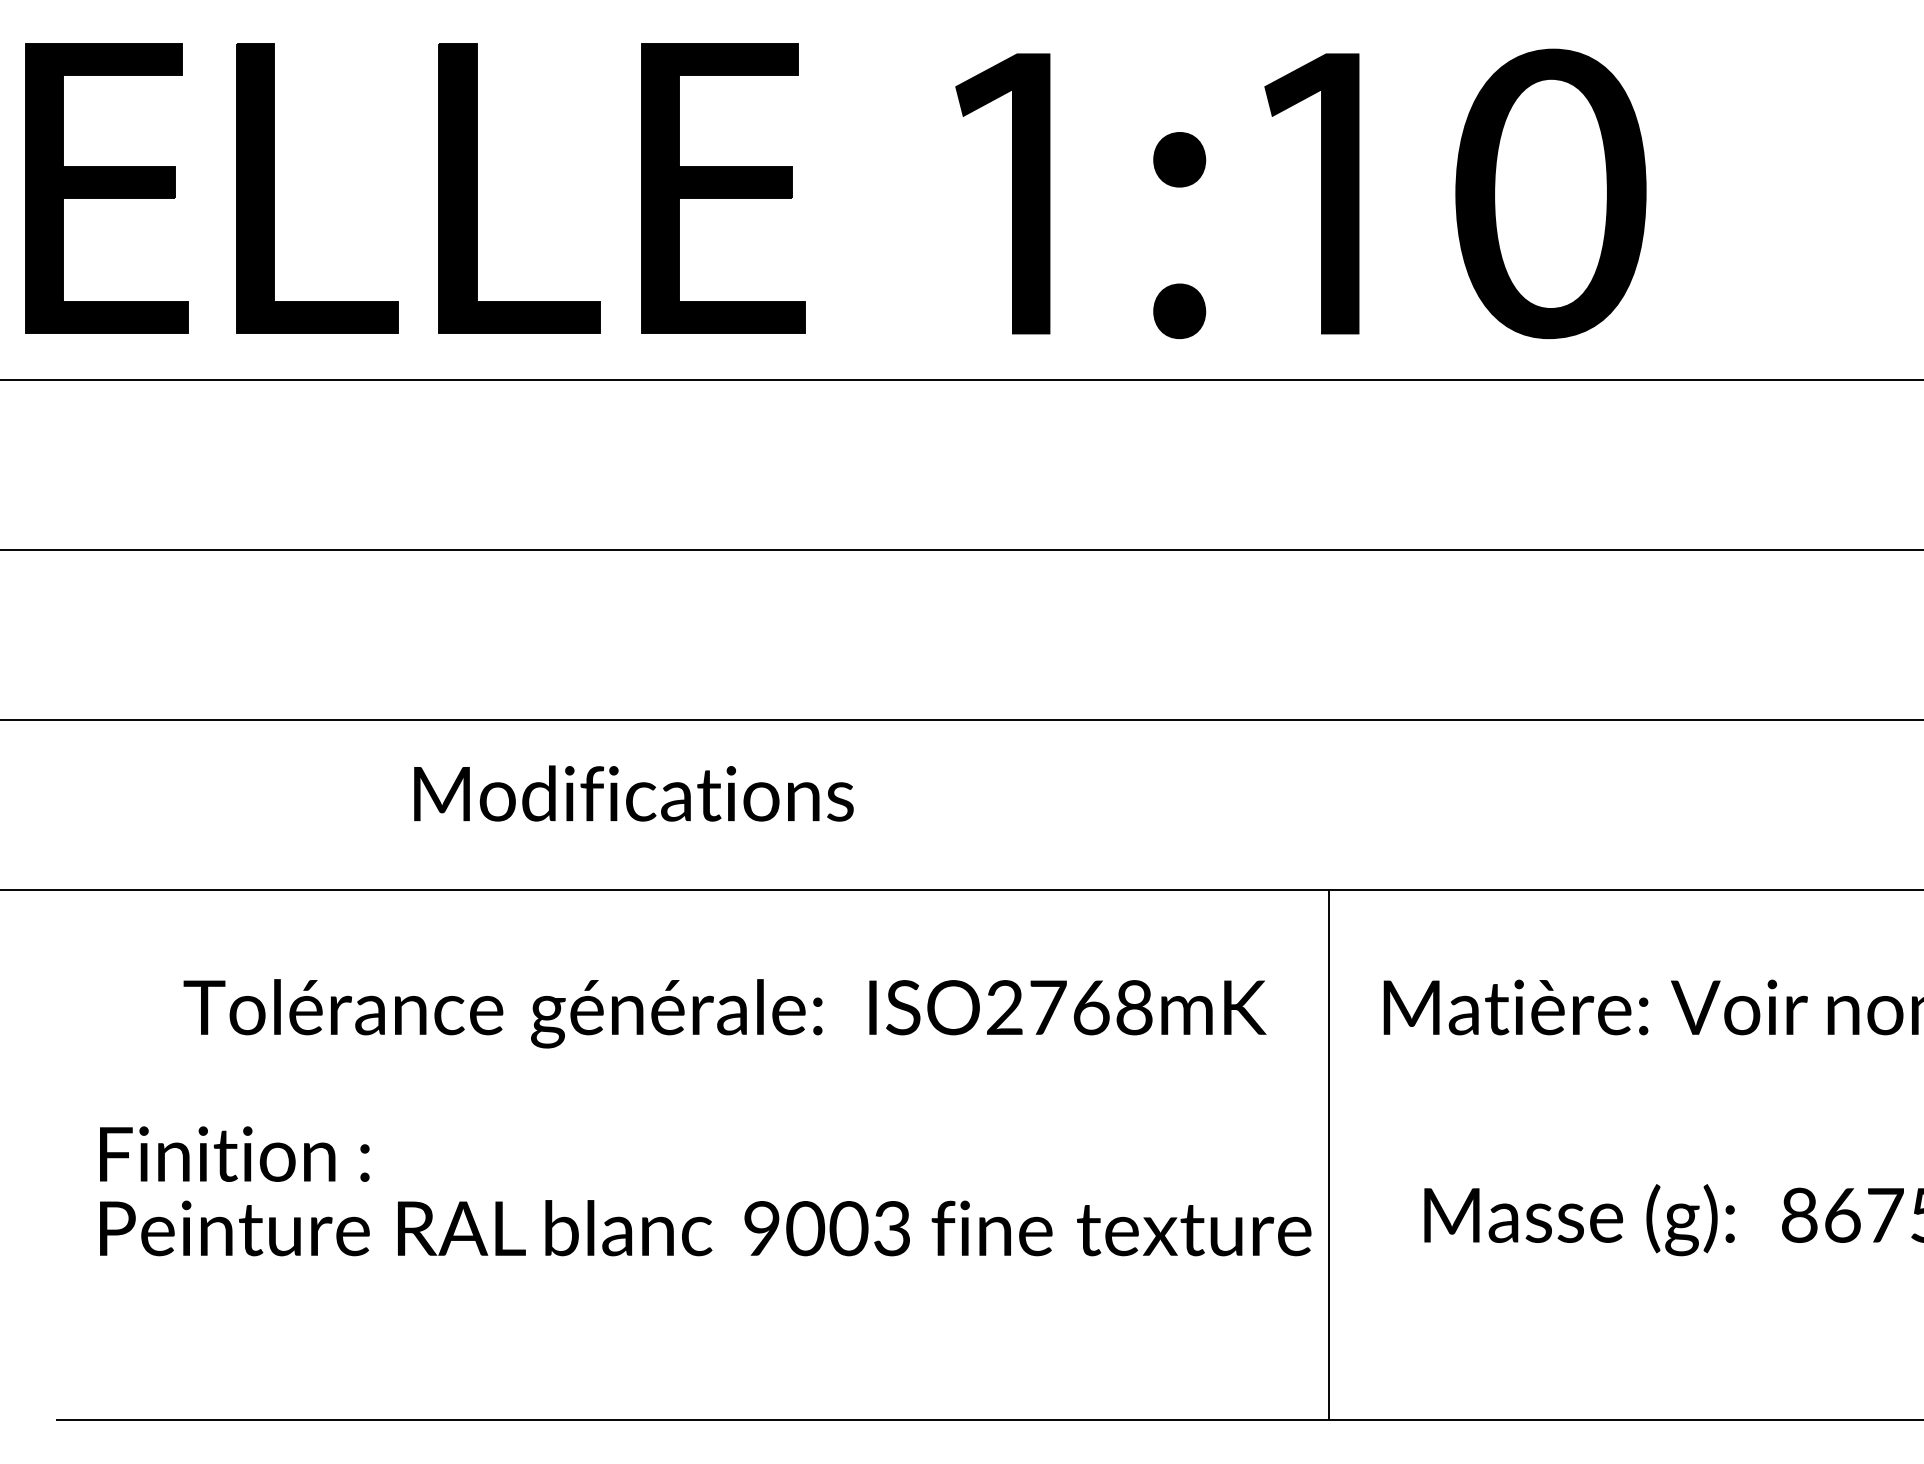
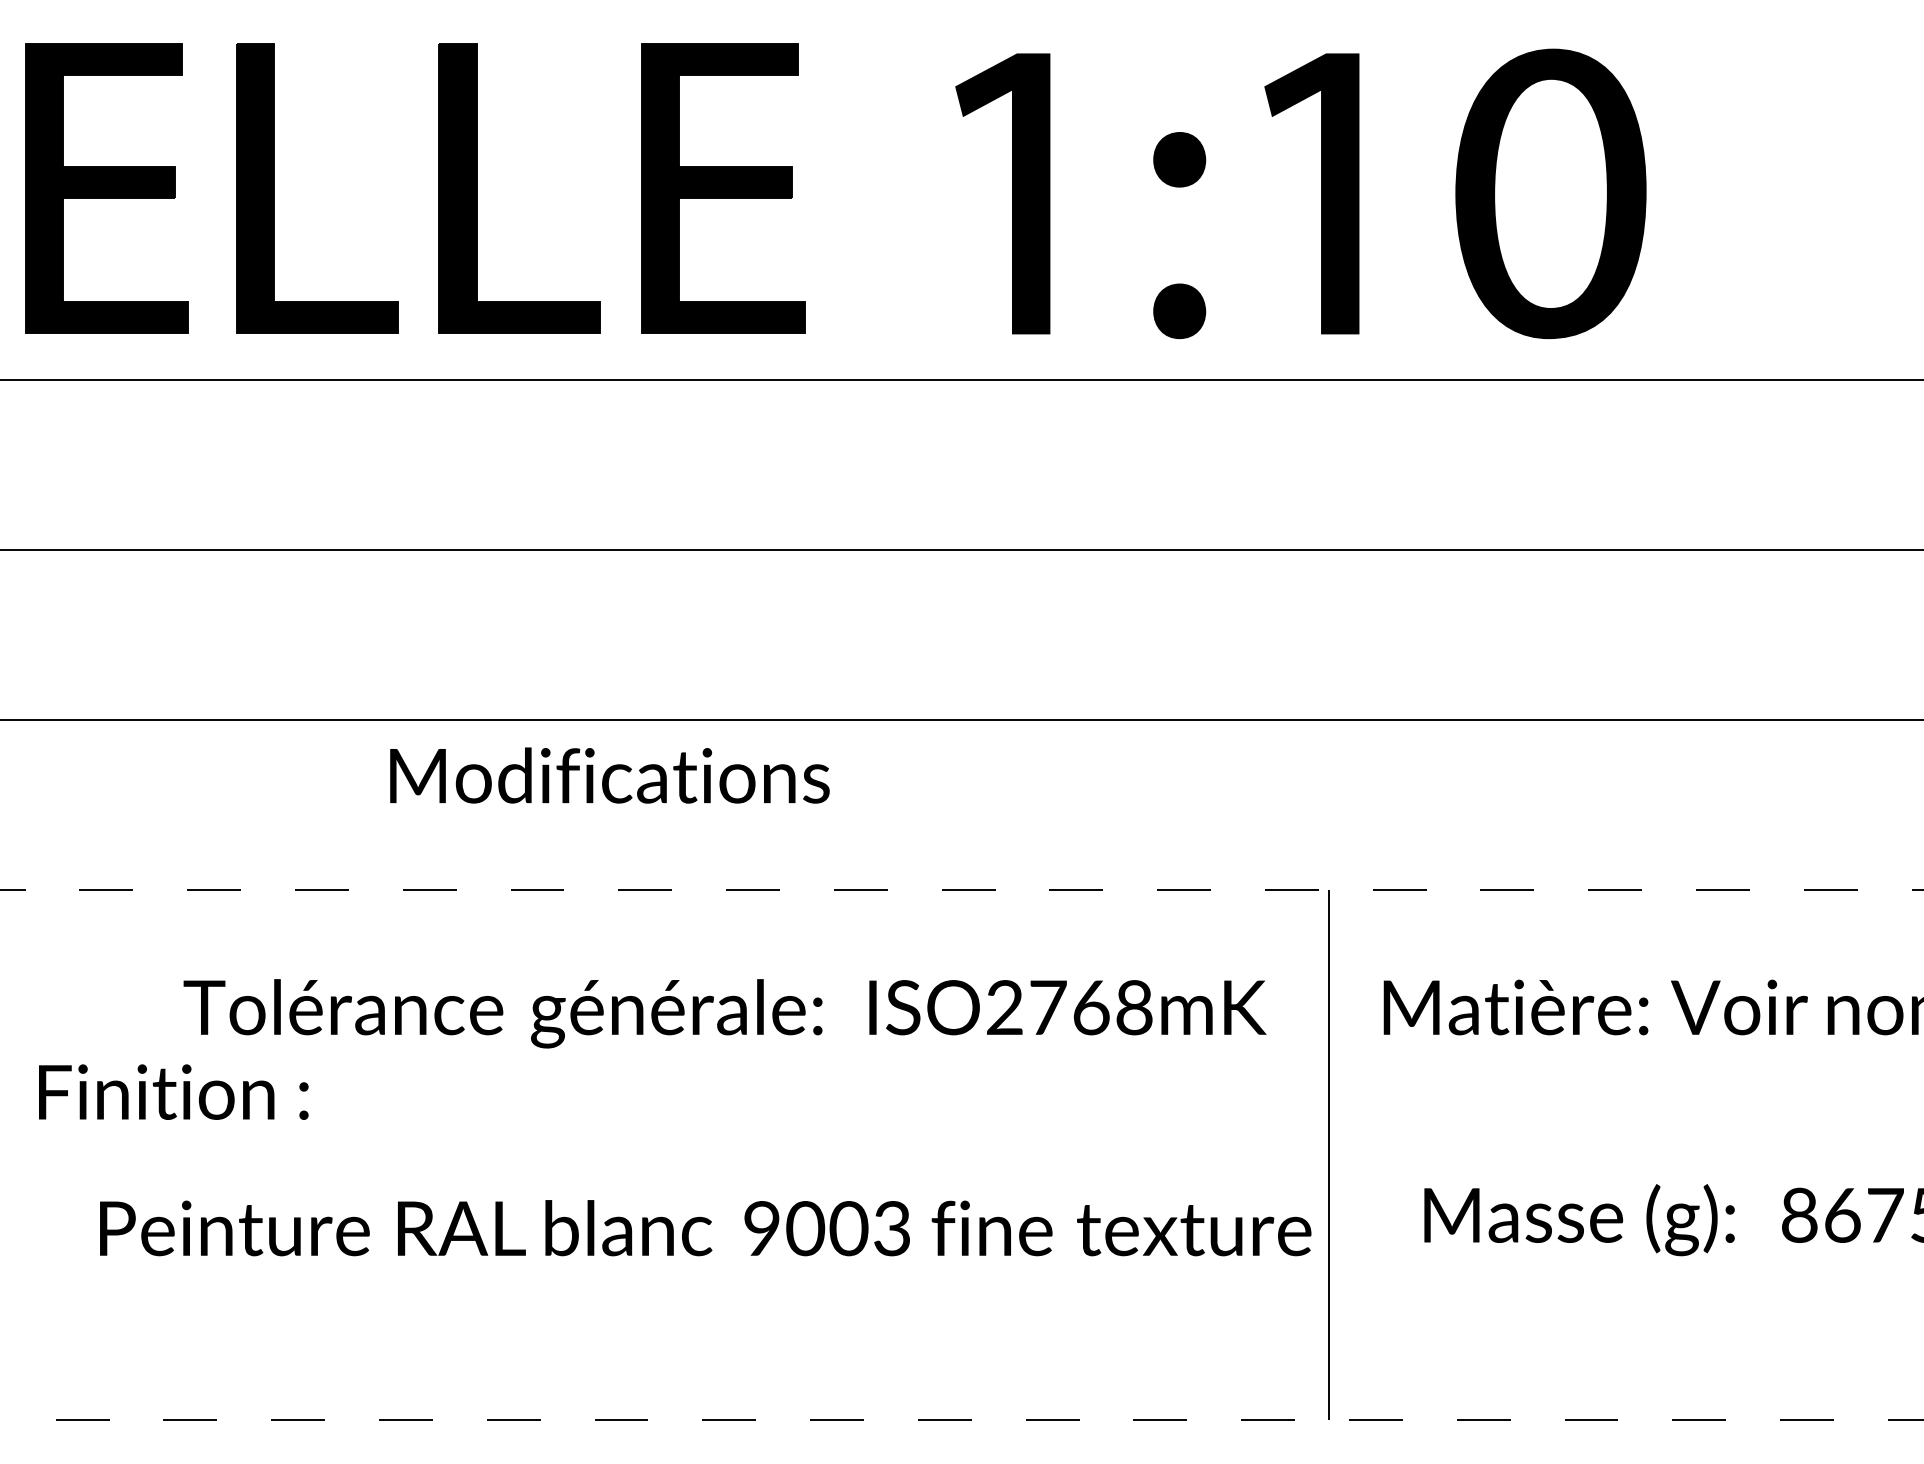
text position: (633, 793) -> (609, 775) (609, 775)
line: solid -> dashed (961, 889)
text position: (234, 1153) -> (173, 1091) (173, 1091)
line: solid -> dashed (989, 1419)
